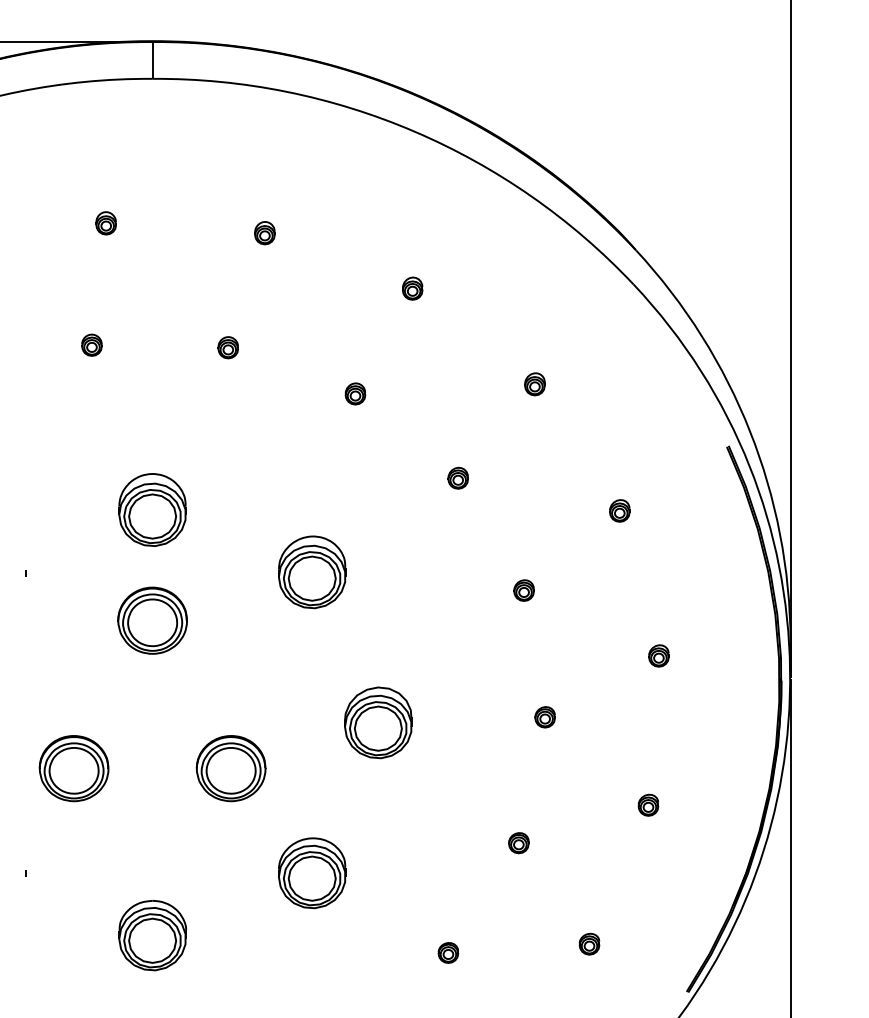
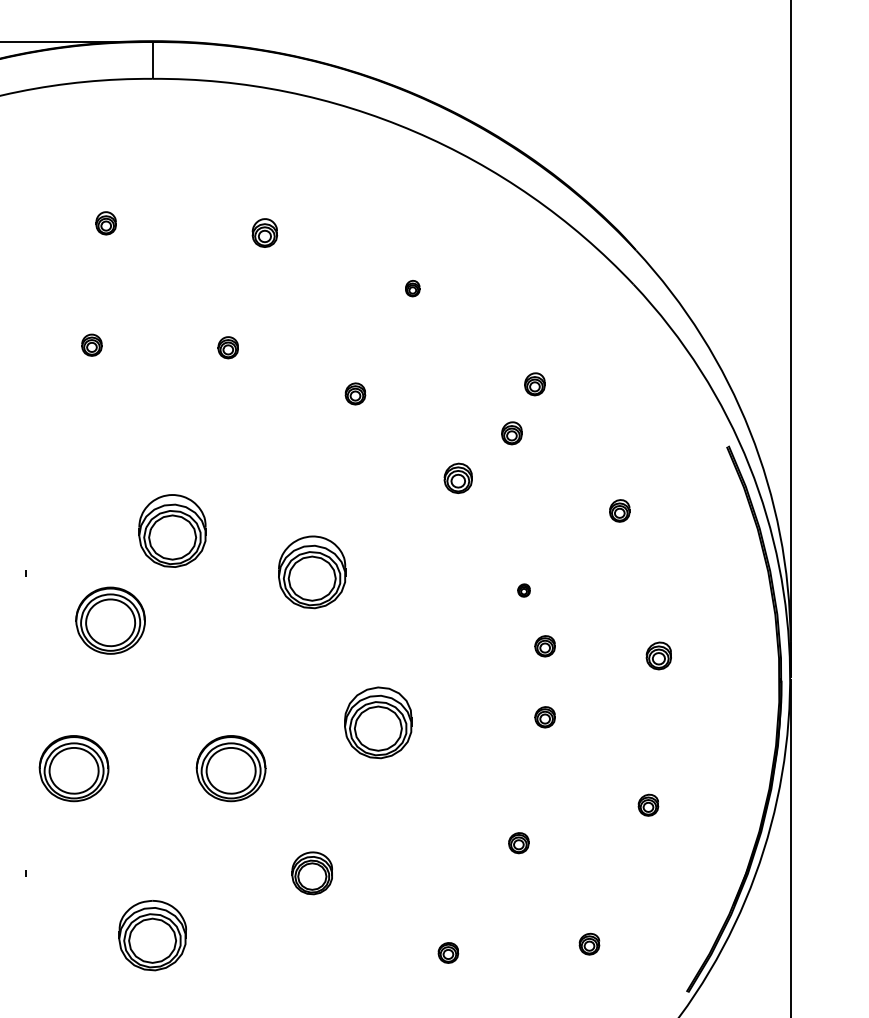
part size: 22x25 px -> 28x30 px (264, 232)
part size: 22x25 px -> 16x18 px (412, 288)
part: none -> present (511, 433)
part size: 22x24 px -> 30x32 px (457, 477)
part position: (152, 509) -> (172, 530) (172, 530)
part size: 22x23 px -> 14x15 px (523, 590)
part position: (152, 620) -> (110, 620) (110, 620)
part: none -> present (544, 646)
part size: 22x24 px -> 27x30 px (658, 655)
part size: 69x73 px -> 42x45 px (311, 873)
